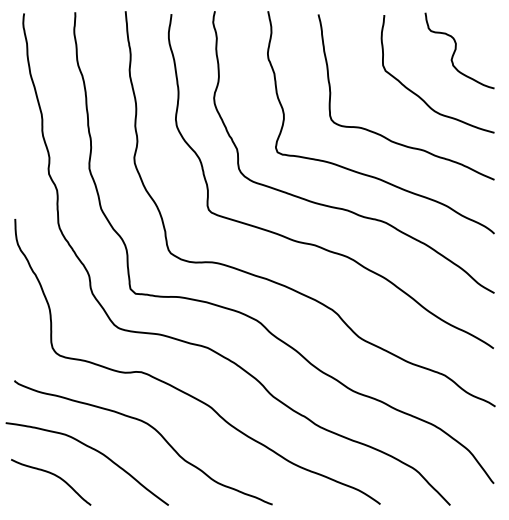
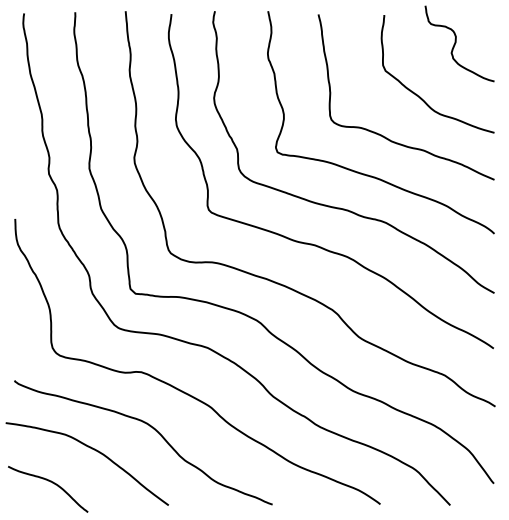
curve position: (456, 50) -> (456, 43) (456, 43)
curve position: (55, 476) -> (52, 483) (52, 483)
